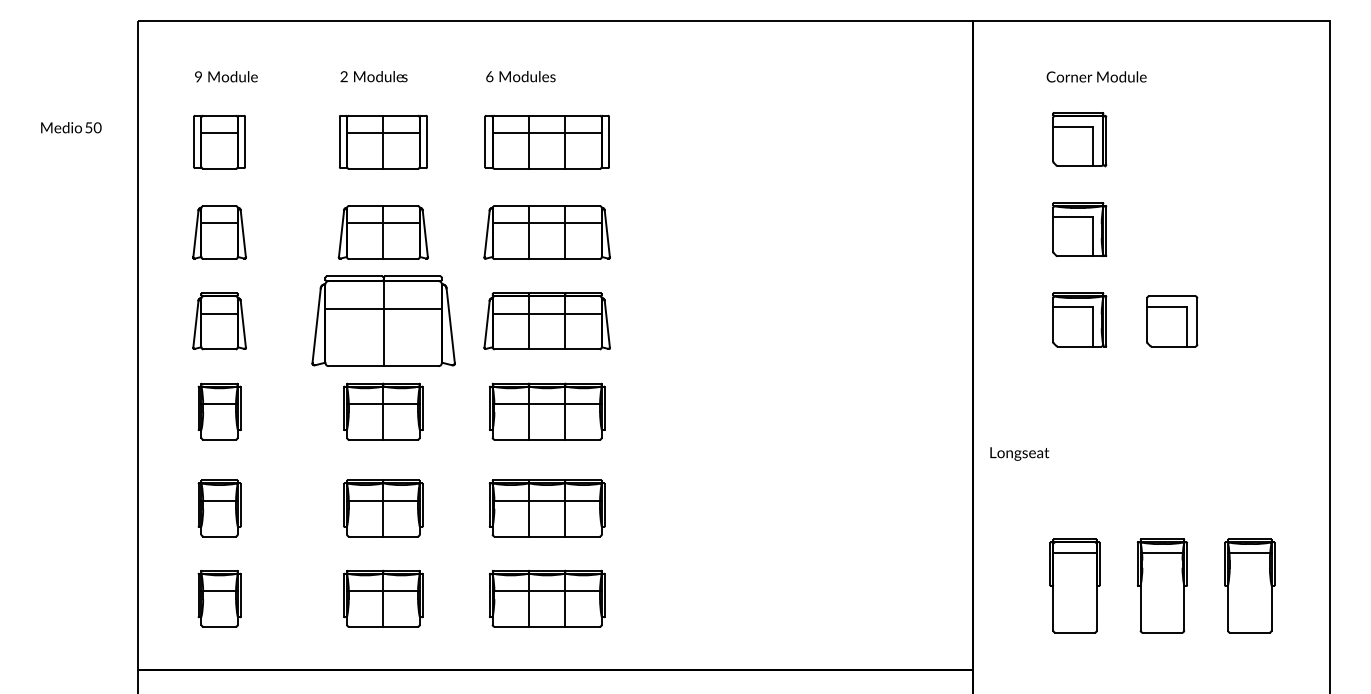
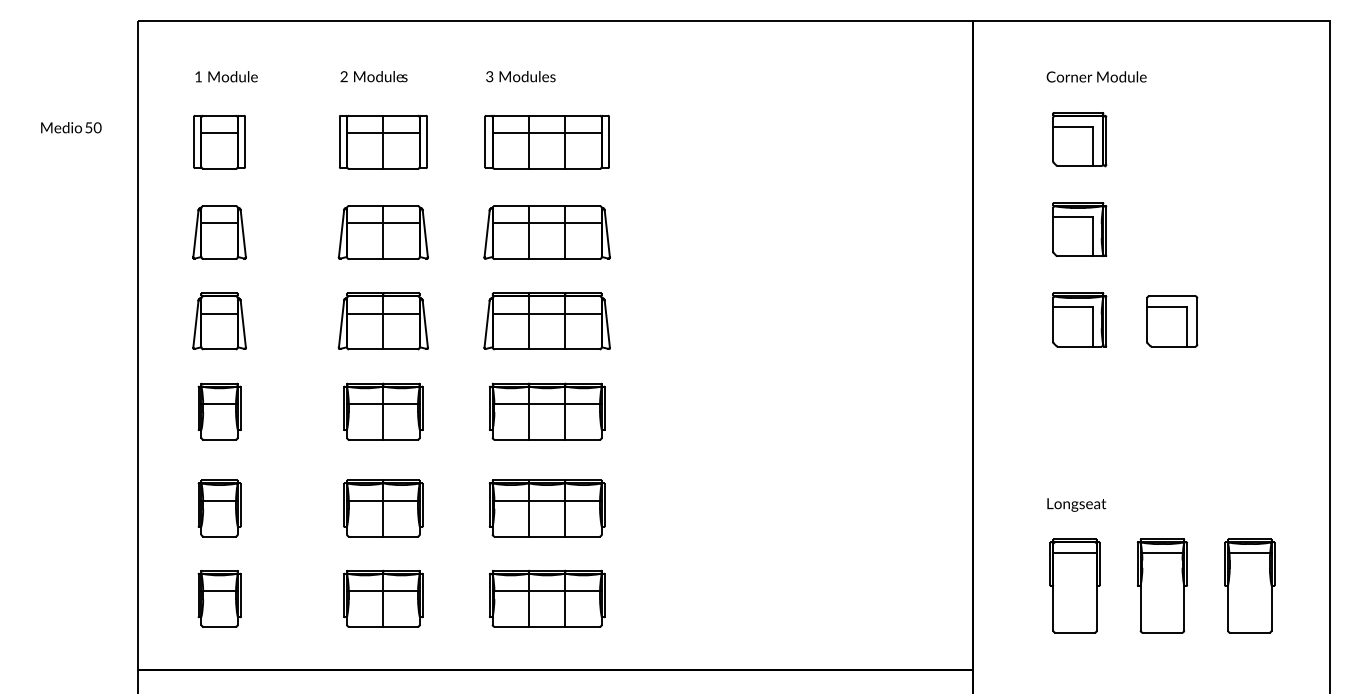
text: 9 -> 1 (198, 76)
text: 6 -> 3 (489, 76)
part size: 145x92 px -> 92x59 px (382, 321)
text position: (1019, 453) -> (1076, 504) (1076, 504)
